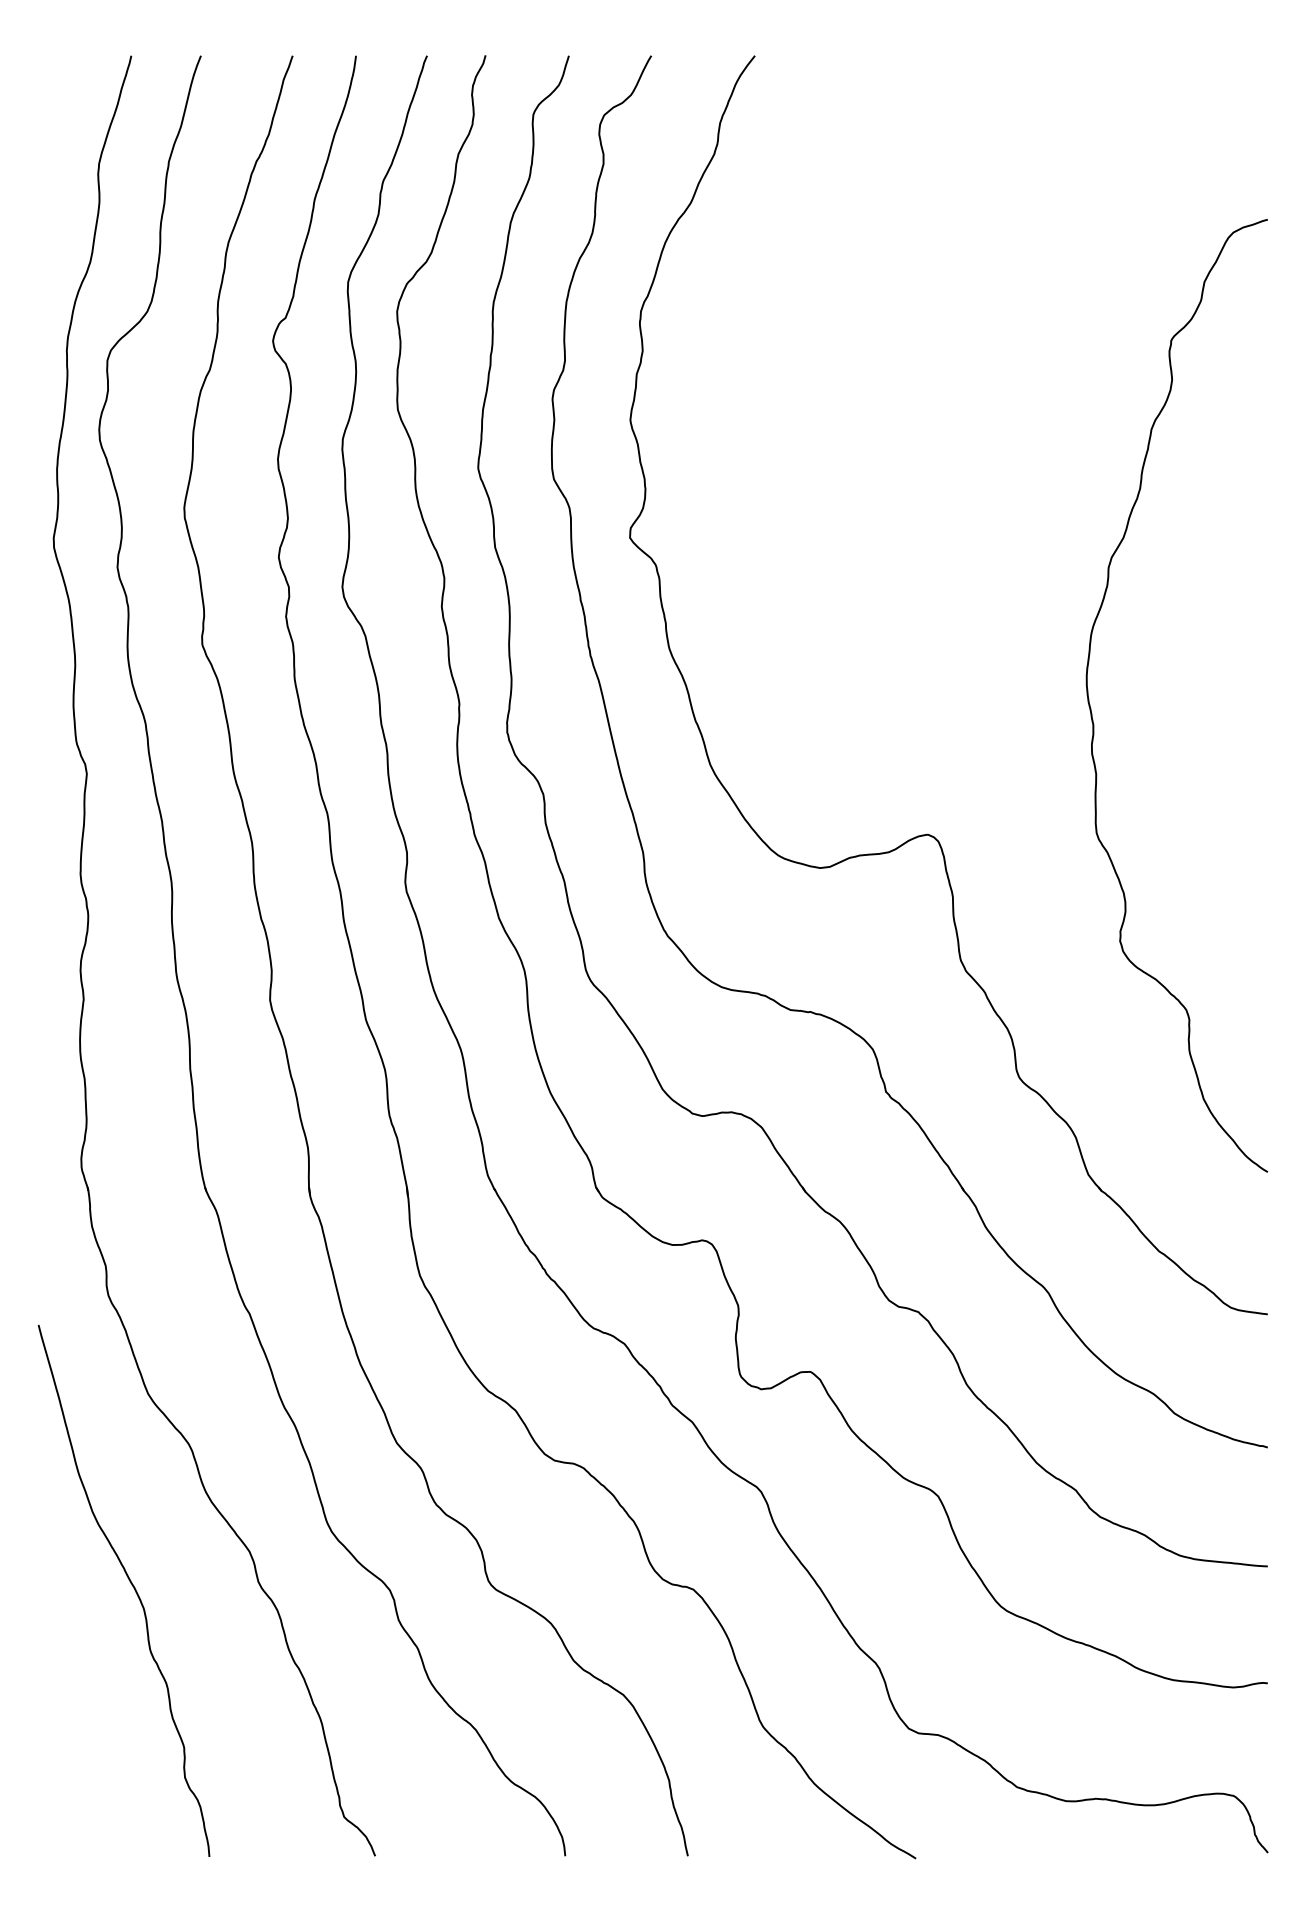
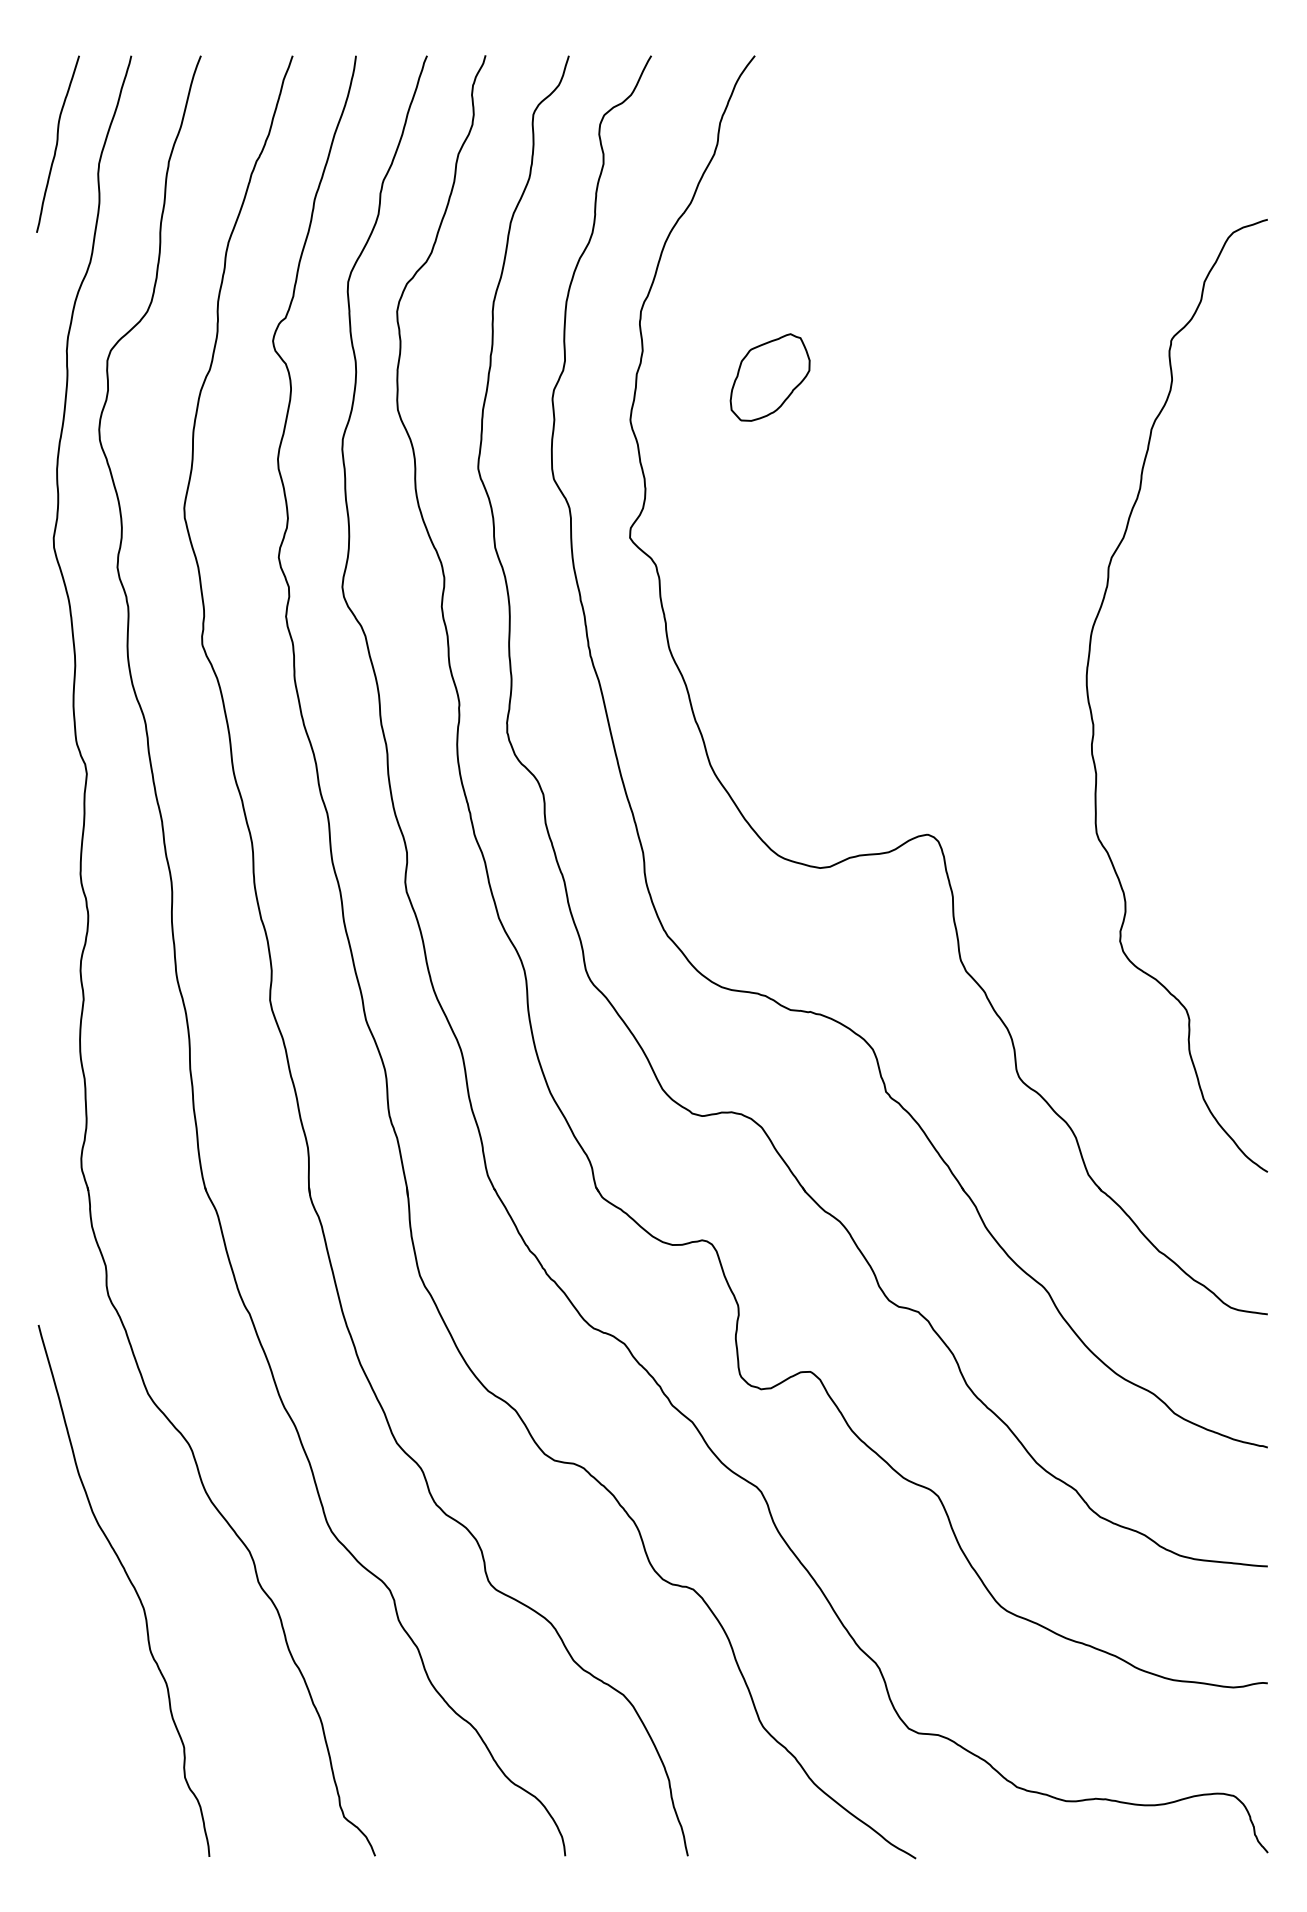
curve: none -> present (57, 143)
part: none -> present (769, 377)
